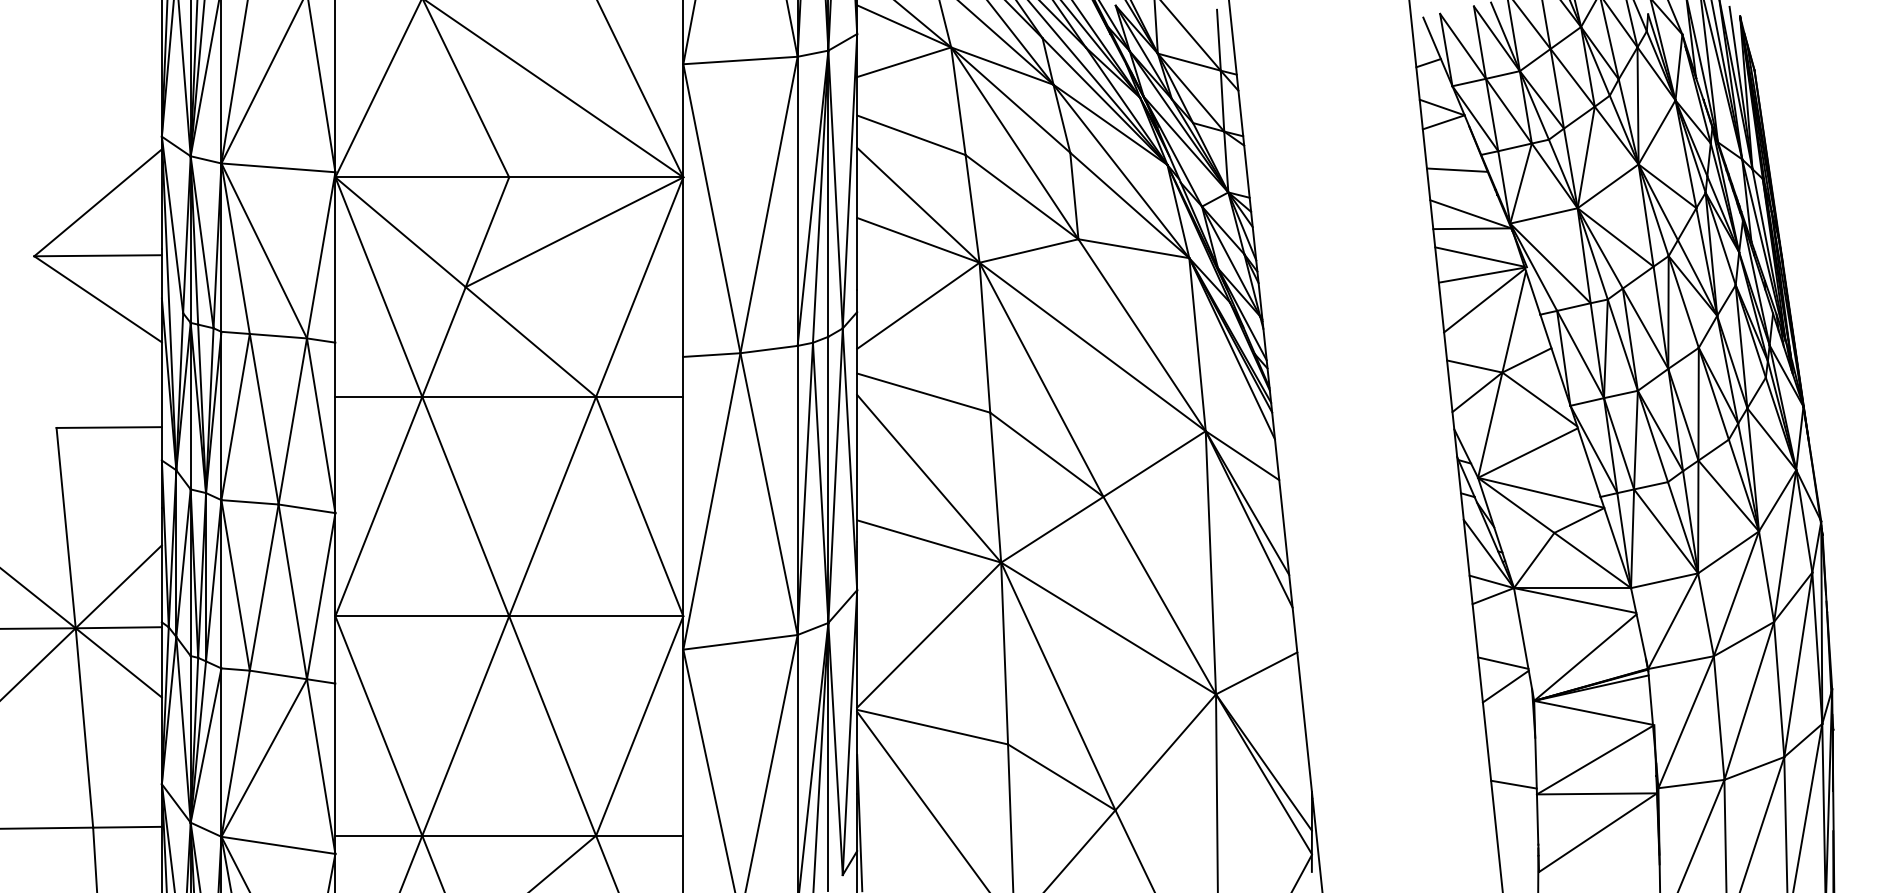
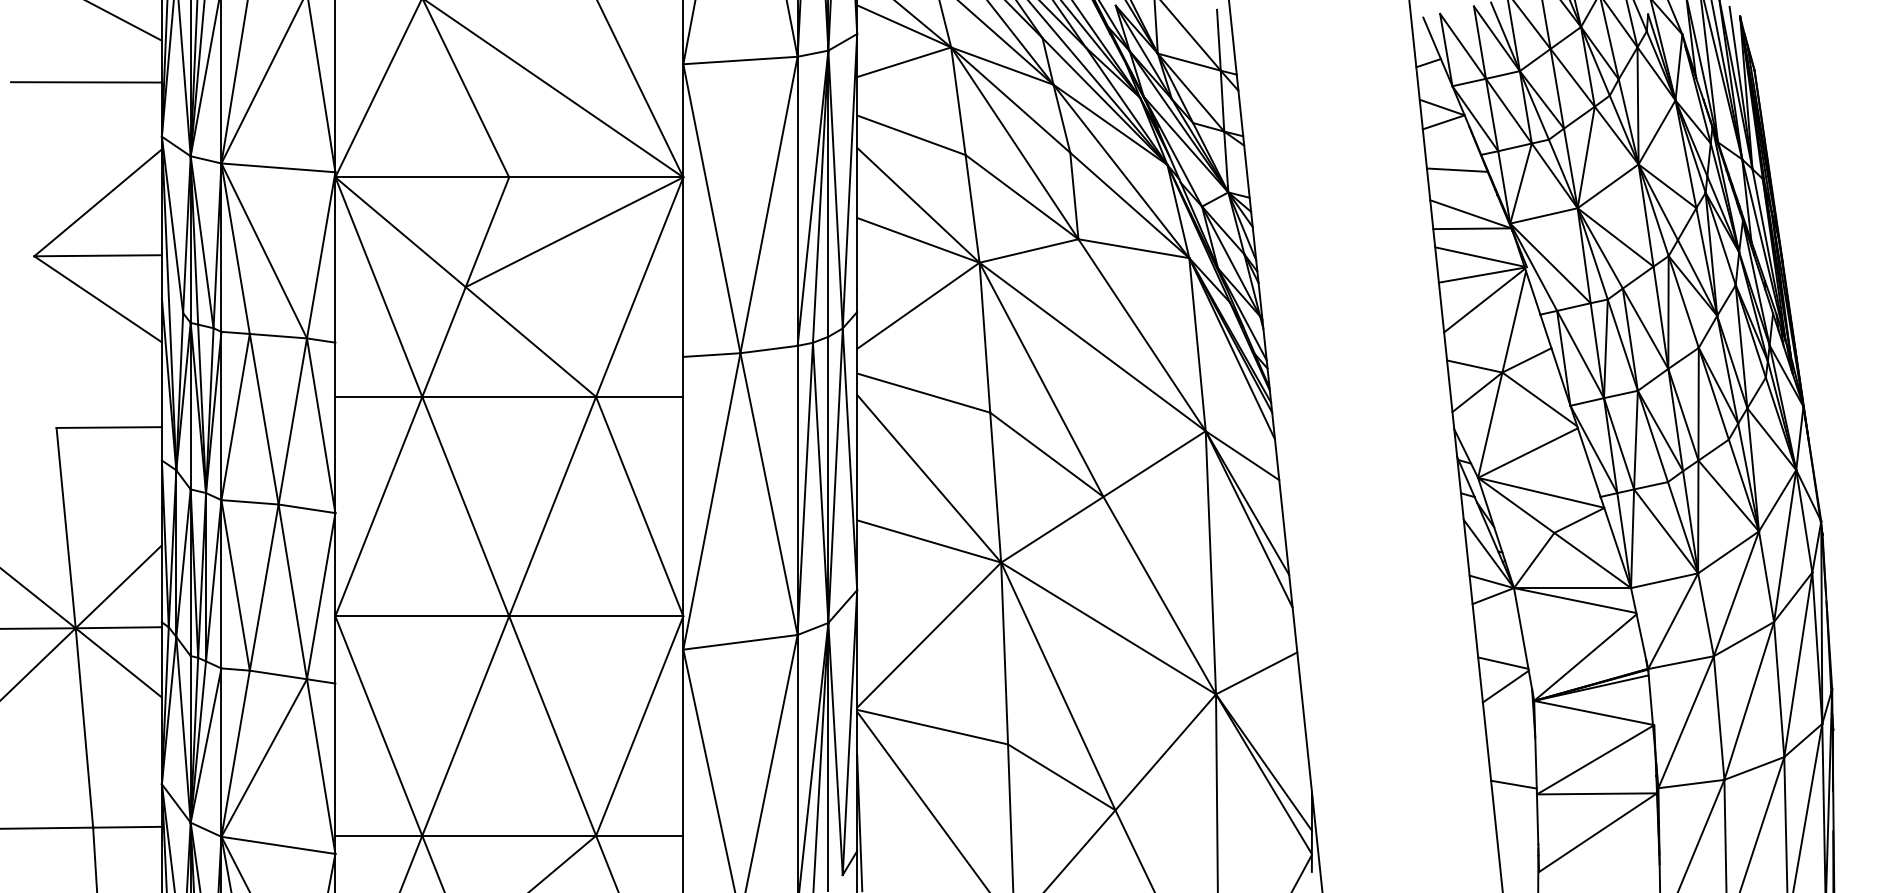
line: none -> present (124, 21)
line: none -> present (86, 82)
